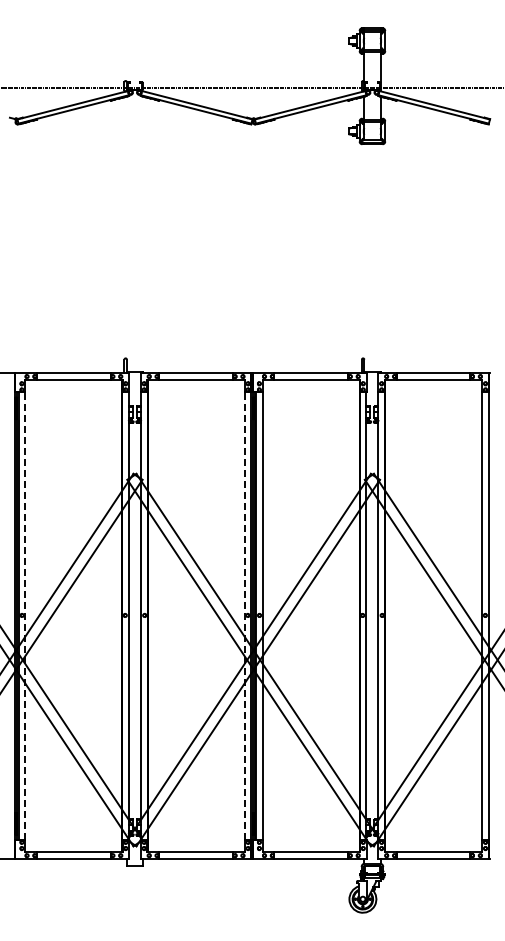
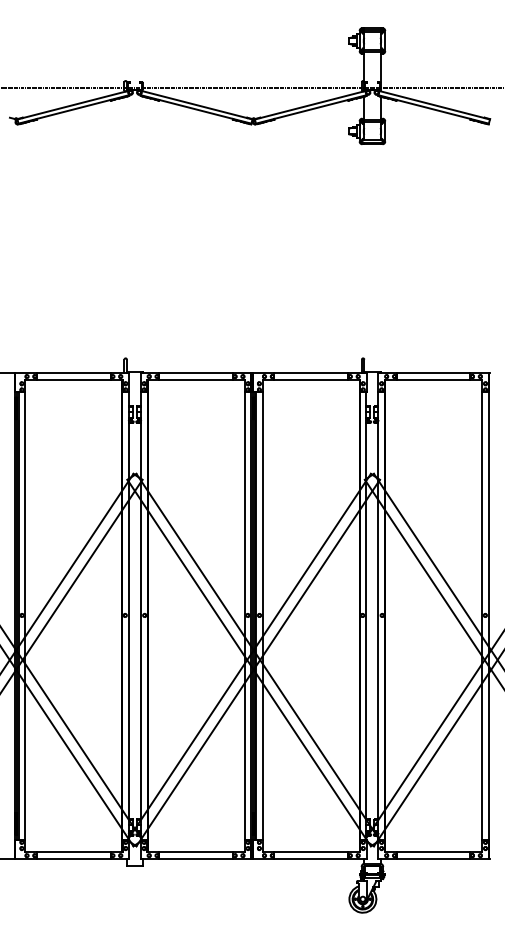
line: dashed -> solid (25, 615)
line: dashed -> solid (244, 615)
